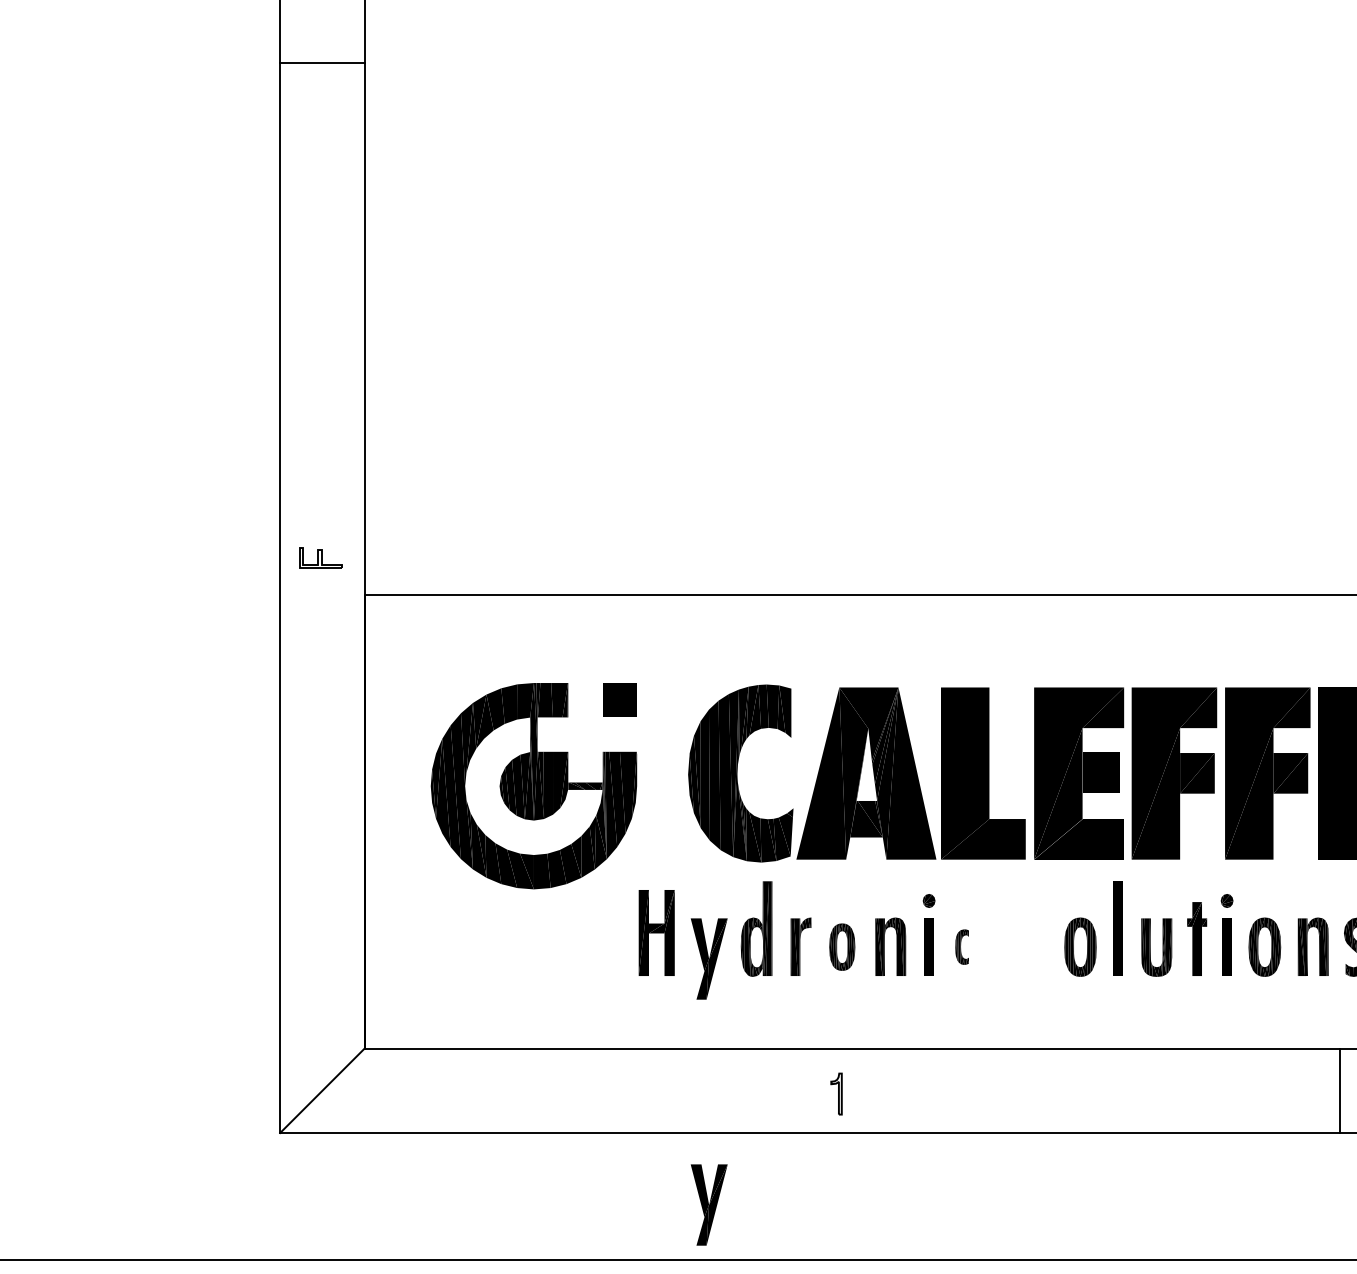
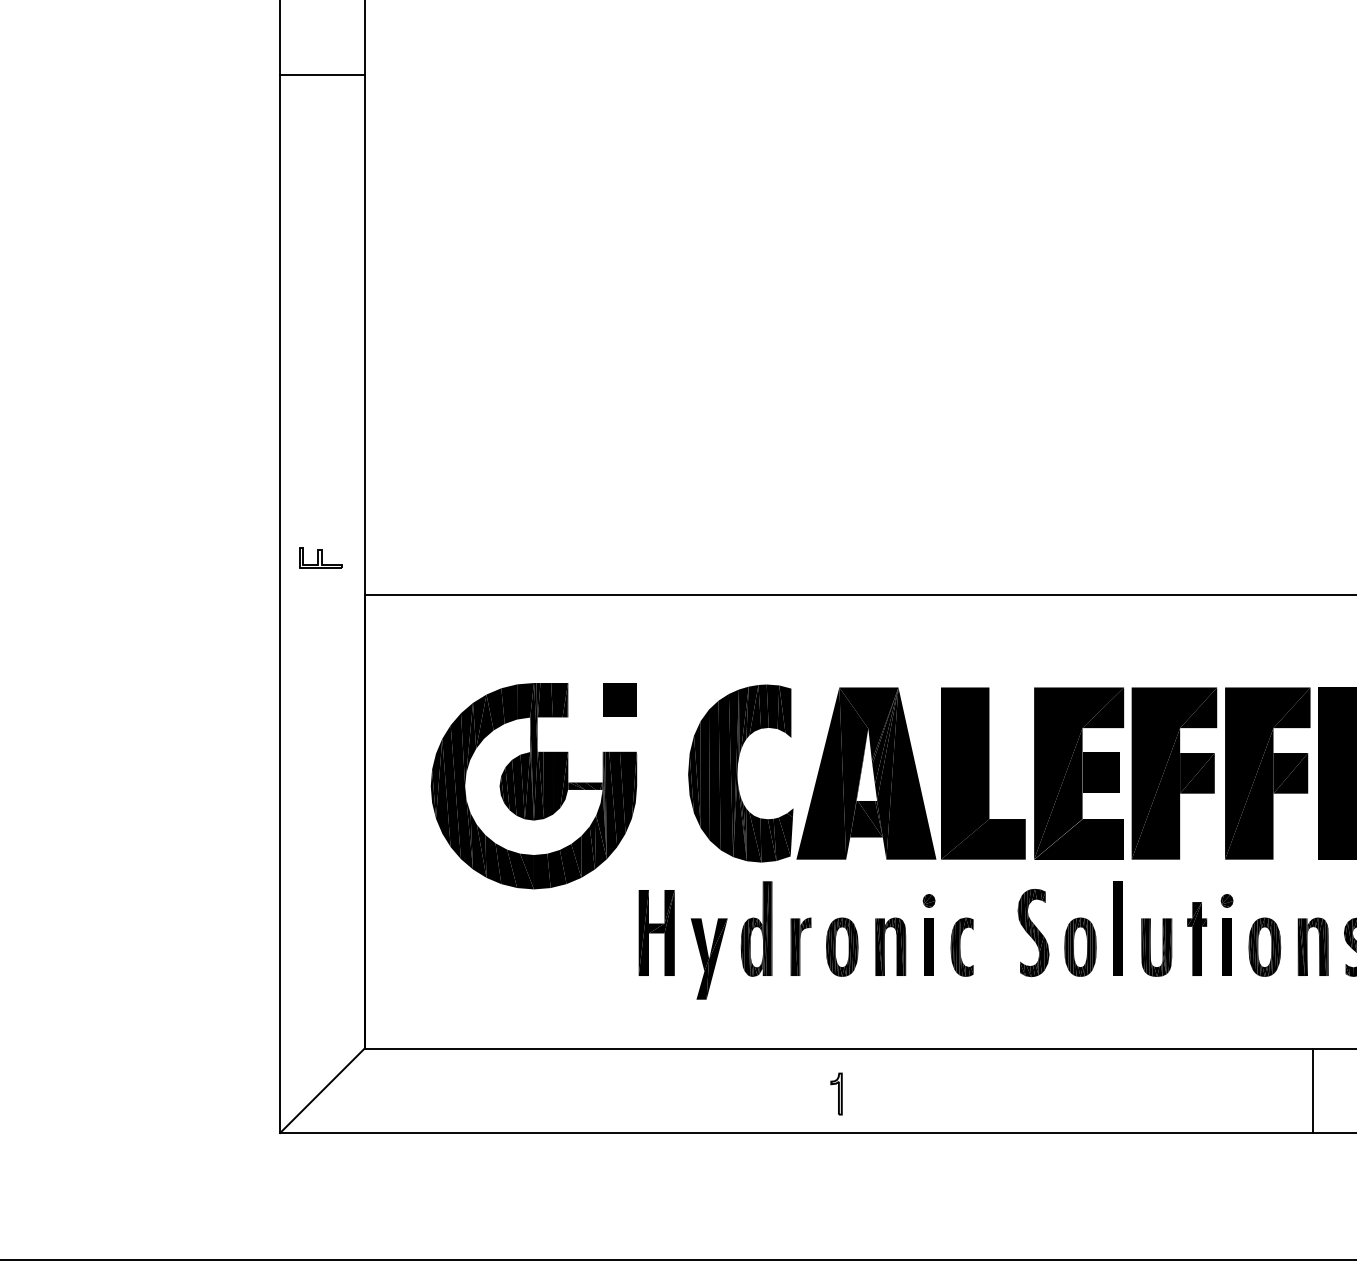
line position: (322, 63) -> (322, 75) (322, 75)
part: none -> present (1033, 932)
part size: 27x48 px -> 33x60 px (842, 946)
part size: 14x36 px -> 24x60 px (961, 946)
line position: (1340, 1090) -> (1313, 1090) (1313, 1090)
part: present -> none (708, 1204)
